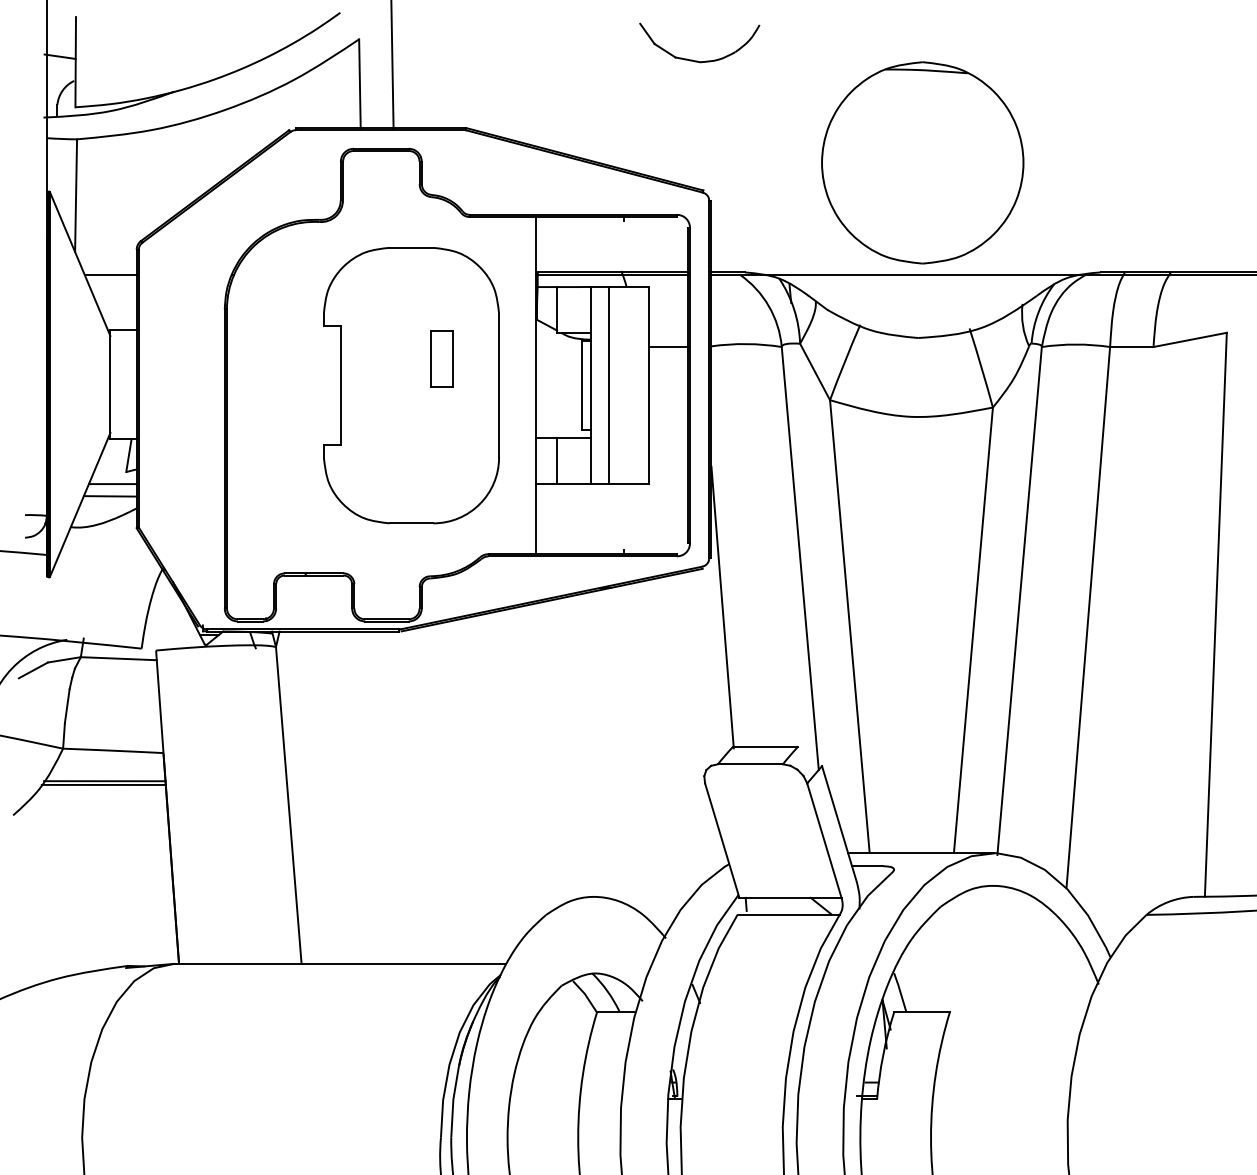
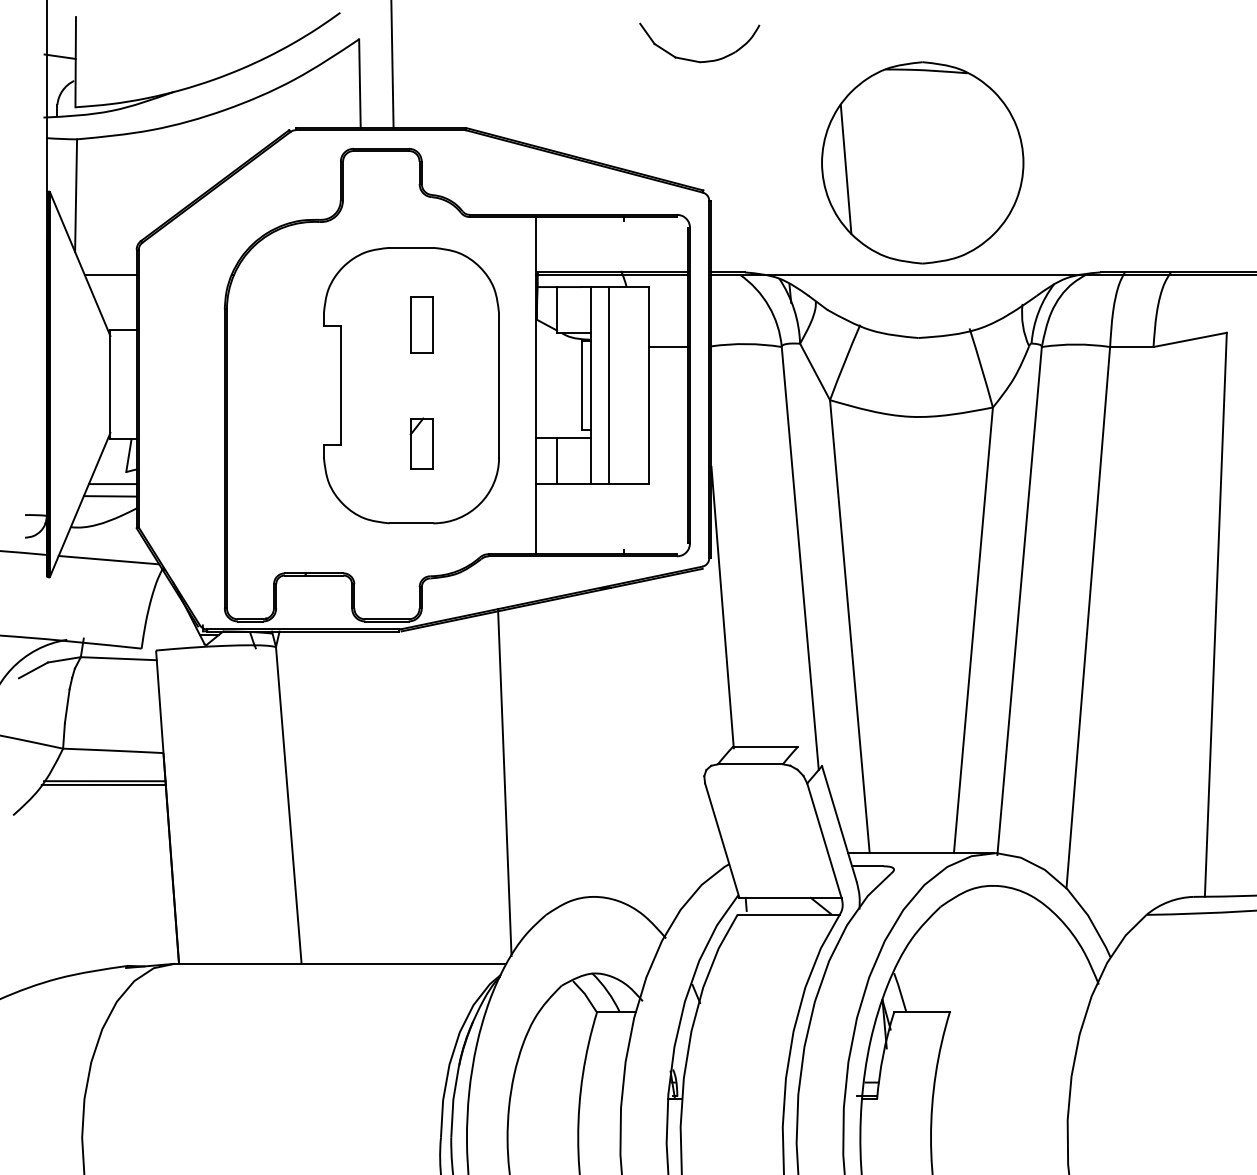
line: none -> present (845, 168)
part position: (441, 358) -> (421, 324) (421, 324)
part: none -> present (421, 443)
line: none -> present (108, 559)
line: none -> present (504, 782)
